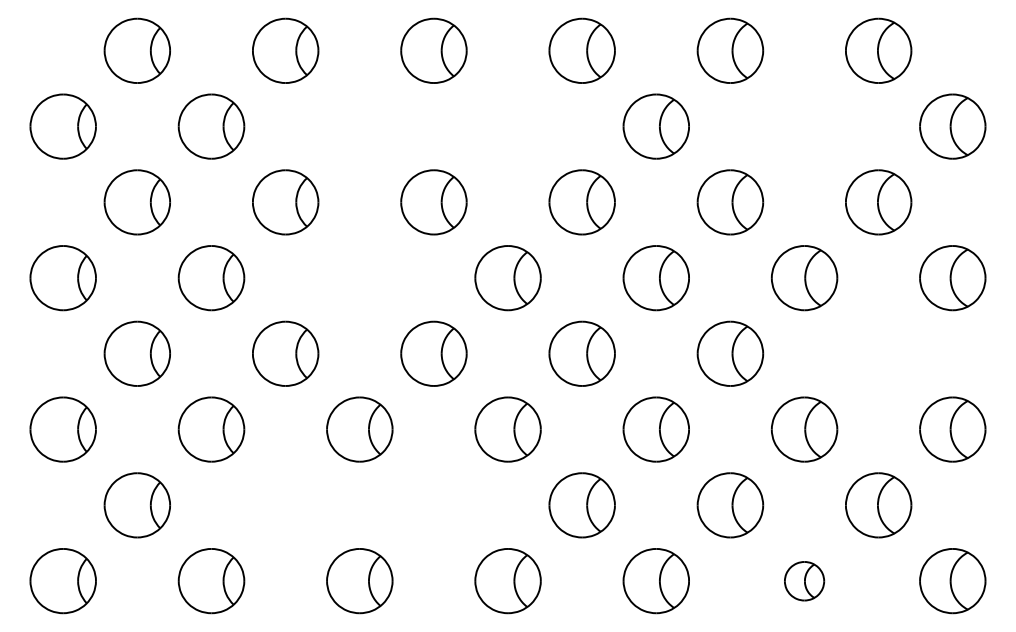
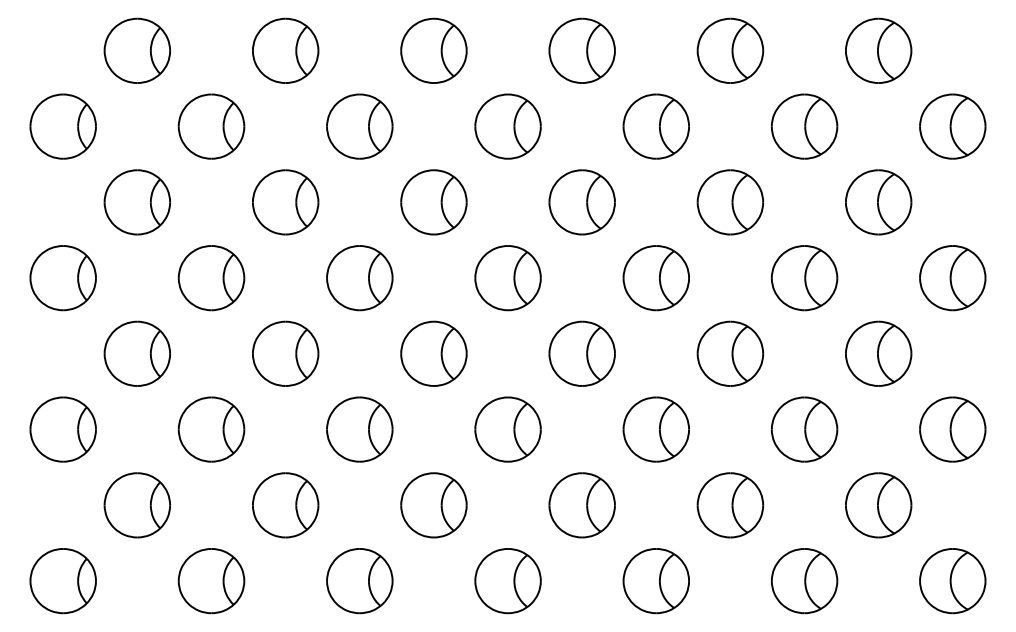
part: none -> present (359, 126)
part: none -> present (507, 126)
part: none -> present (804, 126)
part: none -> present (359, 278)
part: none -> present (878, 353)
part: none -> present (285, 505)
part: none -> present (433, 505)
part size: 42x41 px -> 69x67 px (804, 581)
